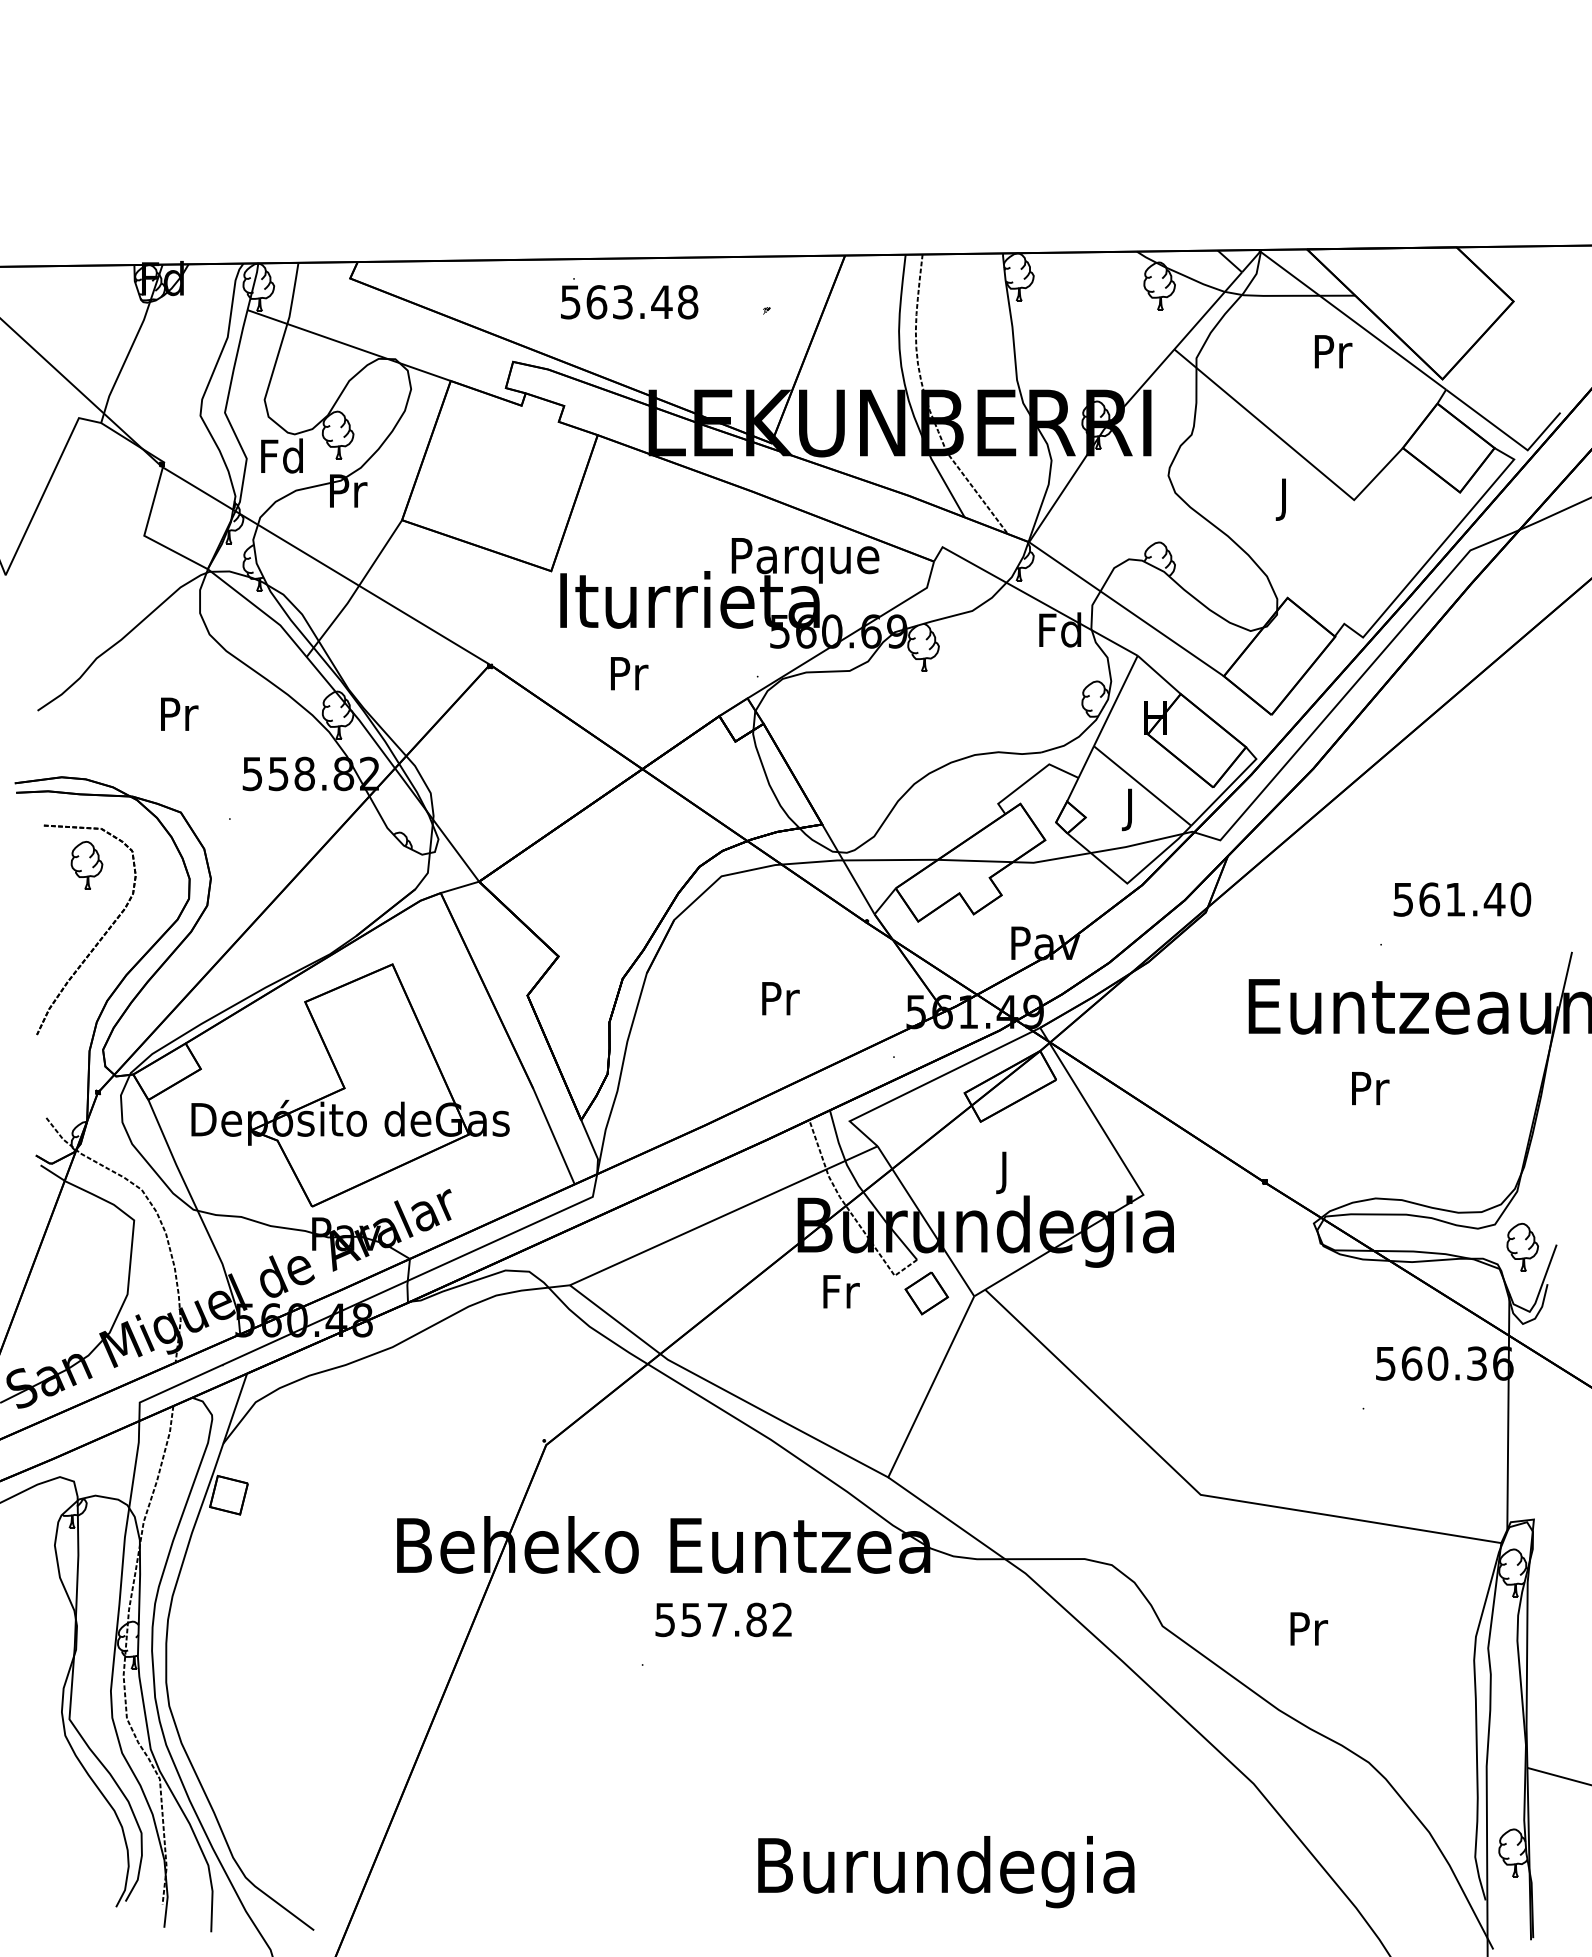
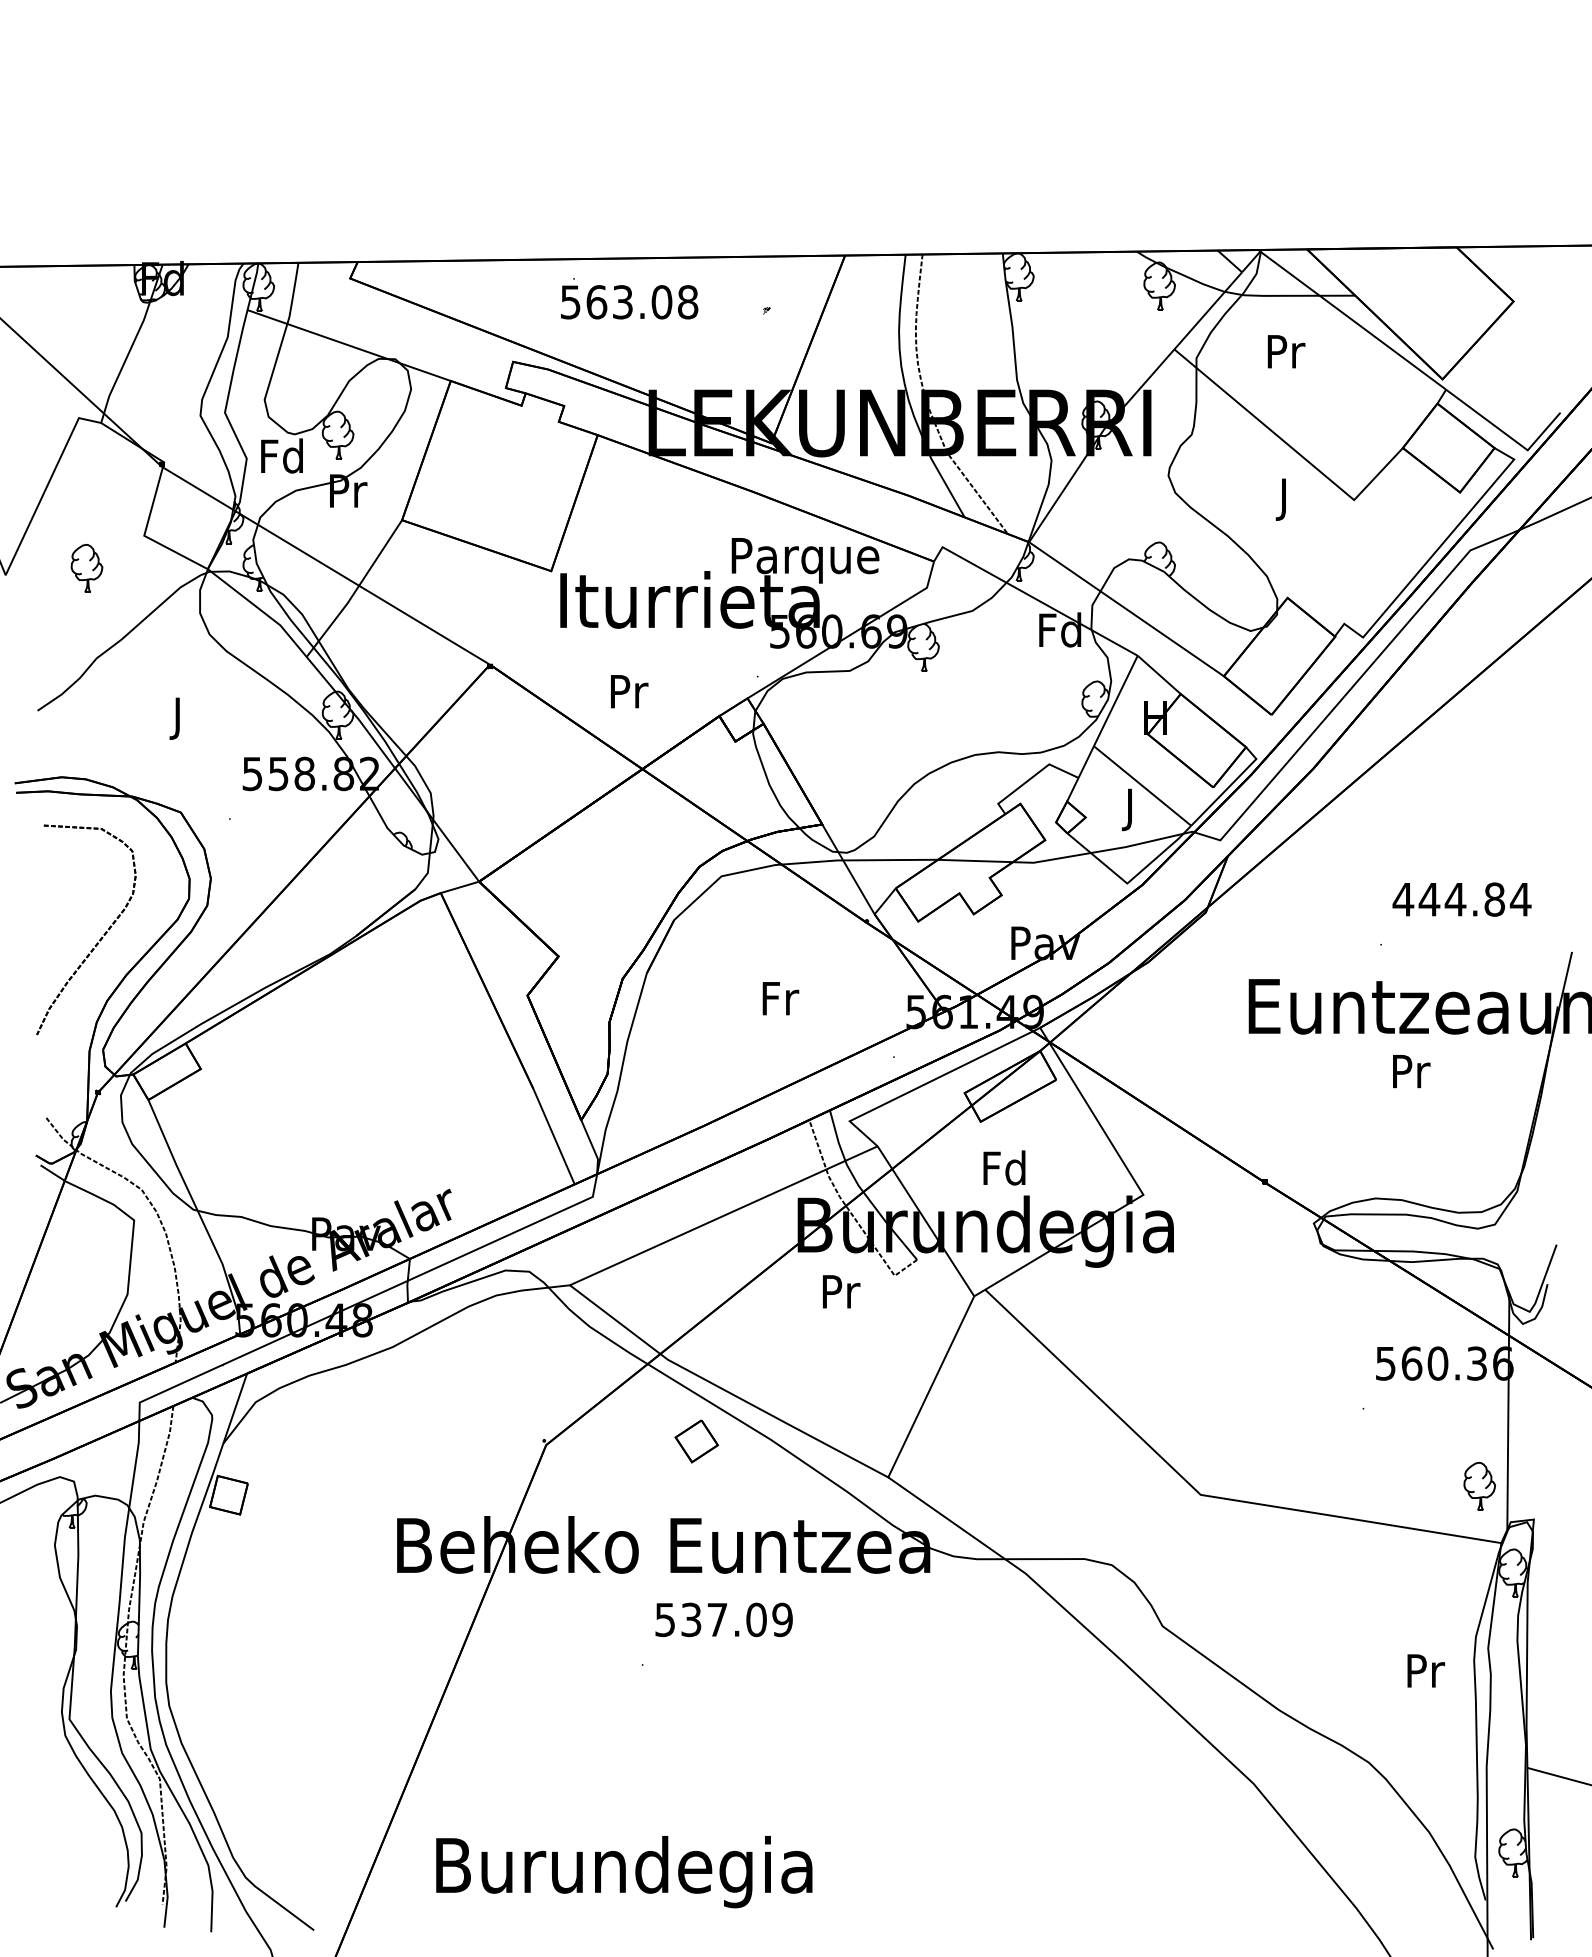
text: 563.48 -> 563.08 (661, 302)
text position: (1333, 351) -> (1286, 351) (1286, 351)
text position: (629, 673) -> (629, 691) (629, 691)
text: Pr -> J (179, 718)
part position: (86, 865) -> (86, 568) (86, 568)
text: 561.40 -> 444.84 (1461, 899)
text: Pr -> Fr (780, 998)
part: present -> none (350, 1085)
text position: (1370, 1088) -> (1411, 1071) (1411, 1071)
text: J -> Fd (1004, 1172)
part position: (1522, 1246) -> (1479, 1485) (1479, 1485)
text: Fr -> Pr (841, 1291)
part position: (926, 1293) -> (696, 1441) (696, 1441)
text: 557.82 -> 537.09 (737, 1619)
text position: (1309, 1628) -> (1426, 1670) (1426, 1670)
text position: (946, 1872) -> (624, 1872) (624, 1872)
